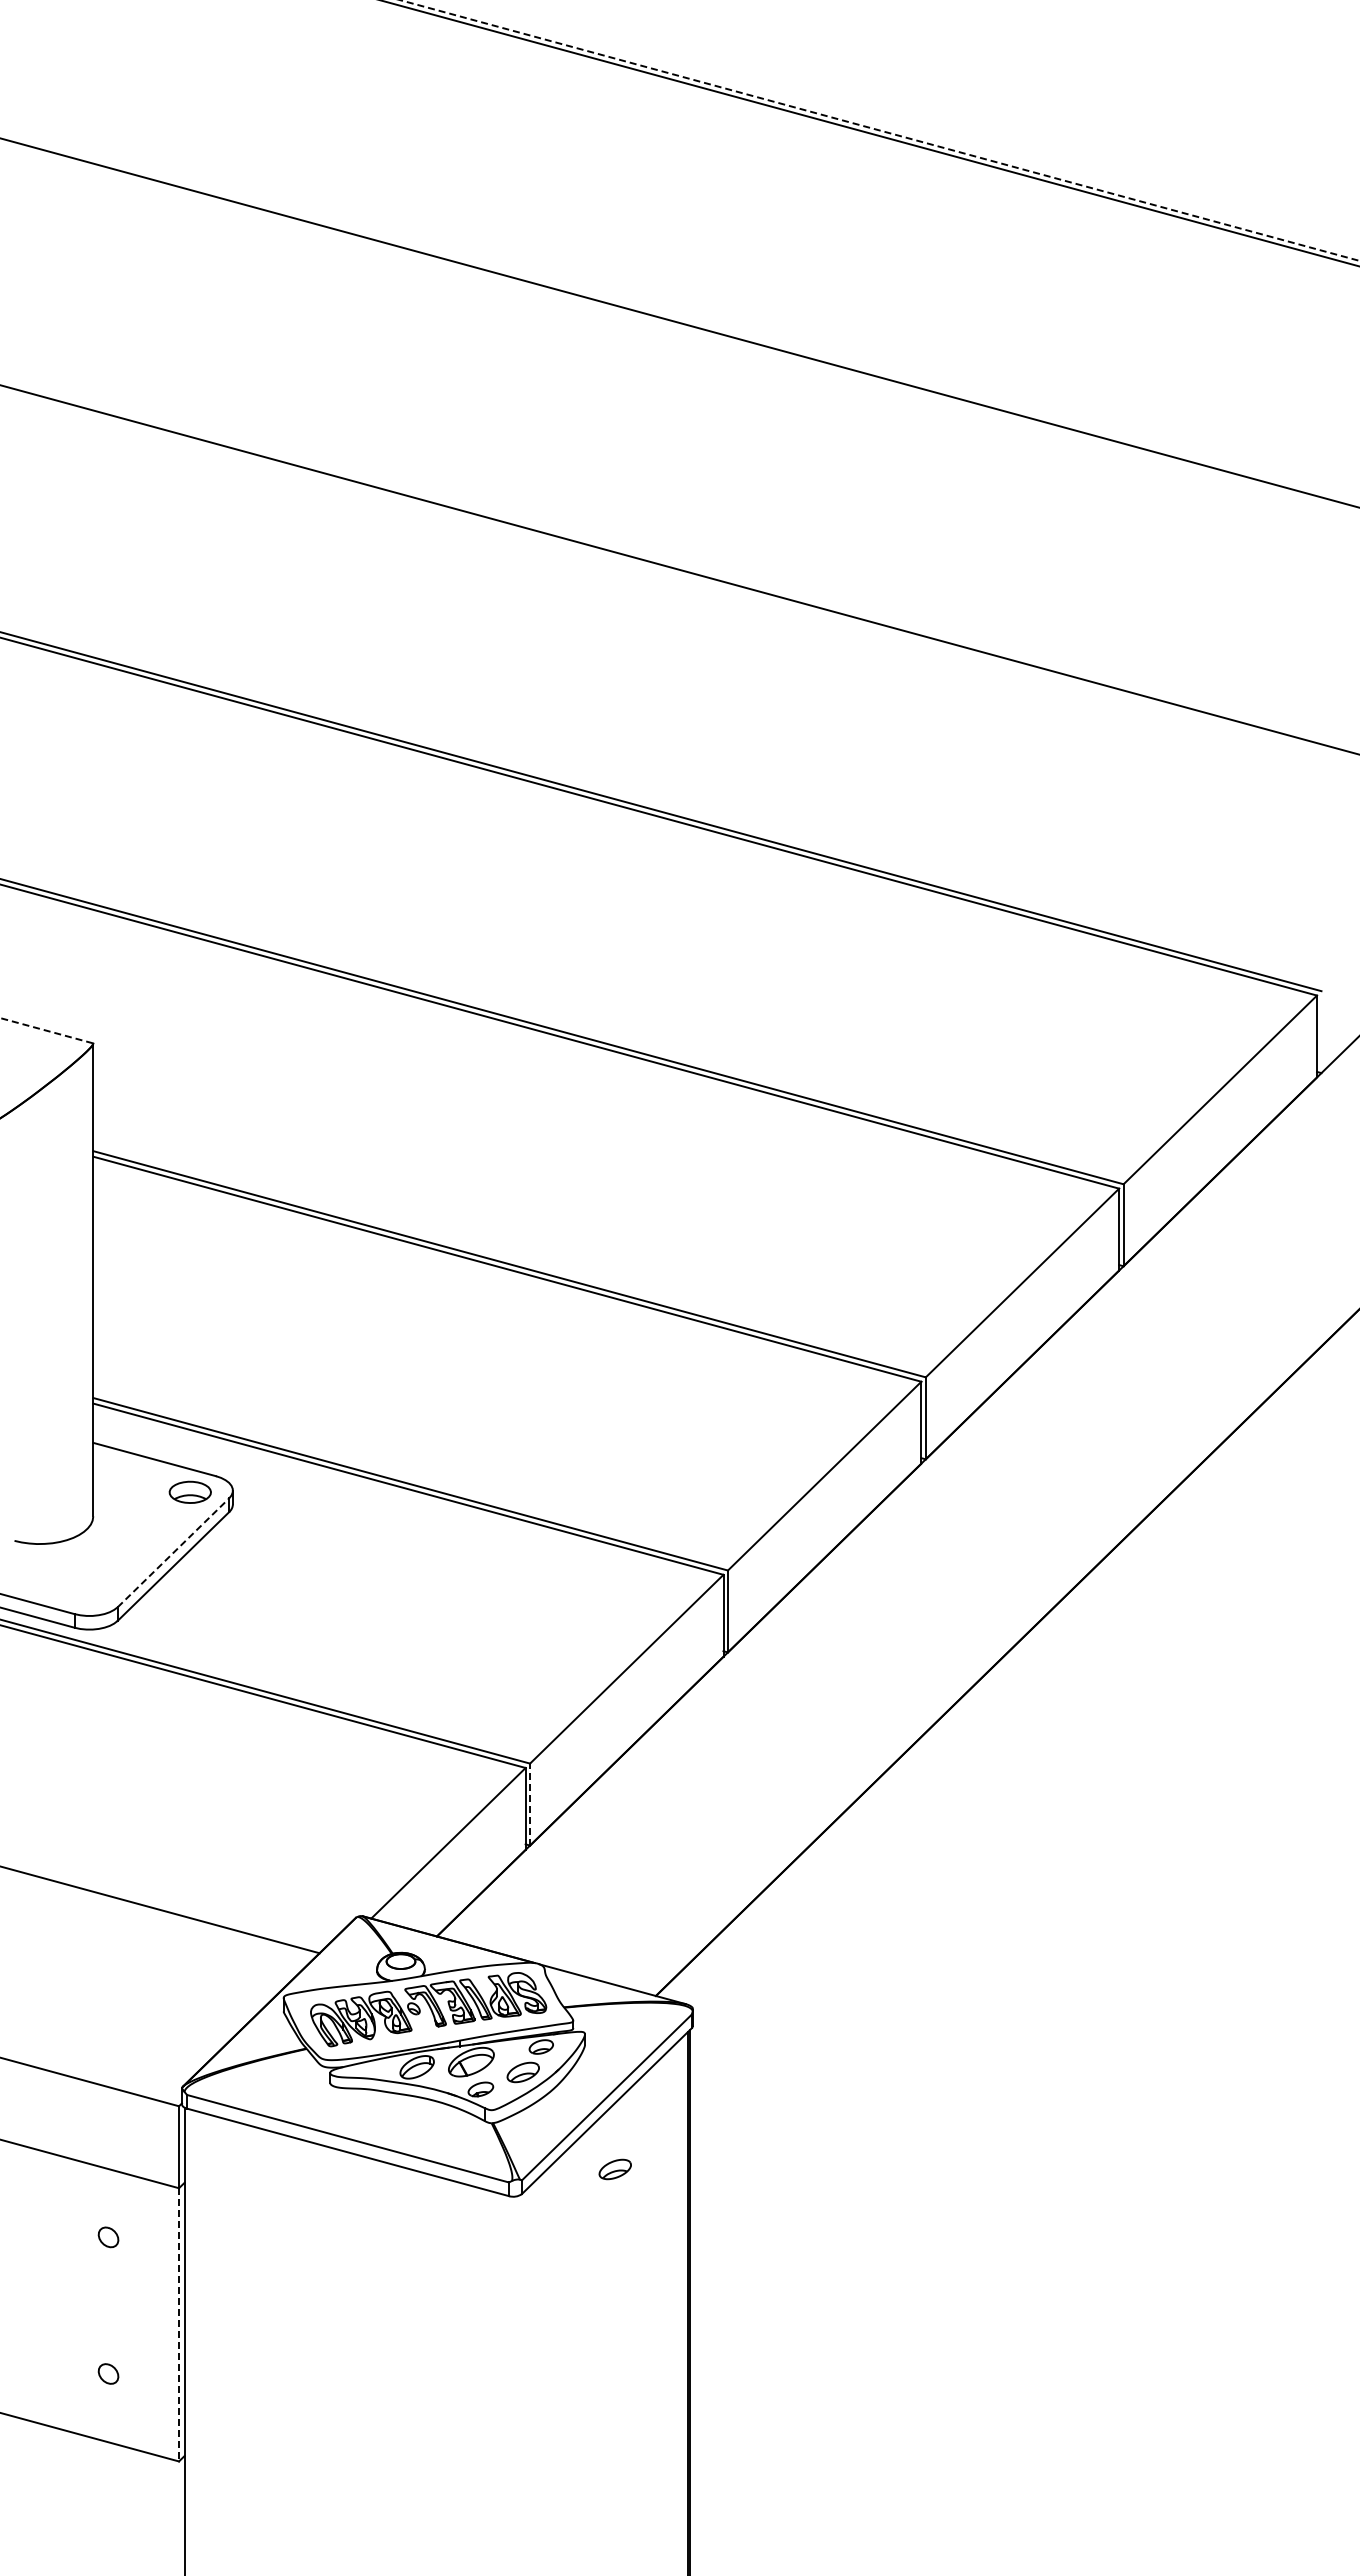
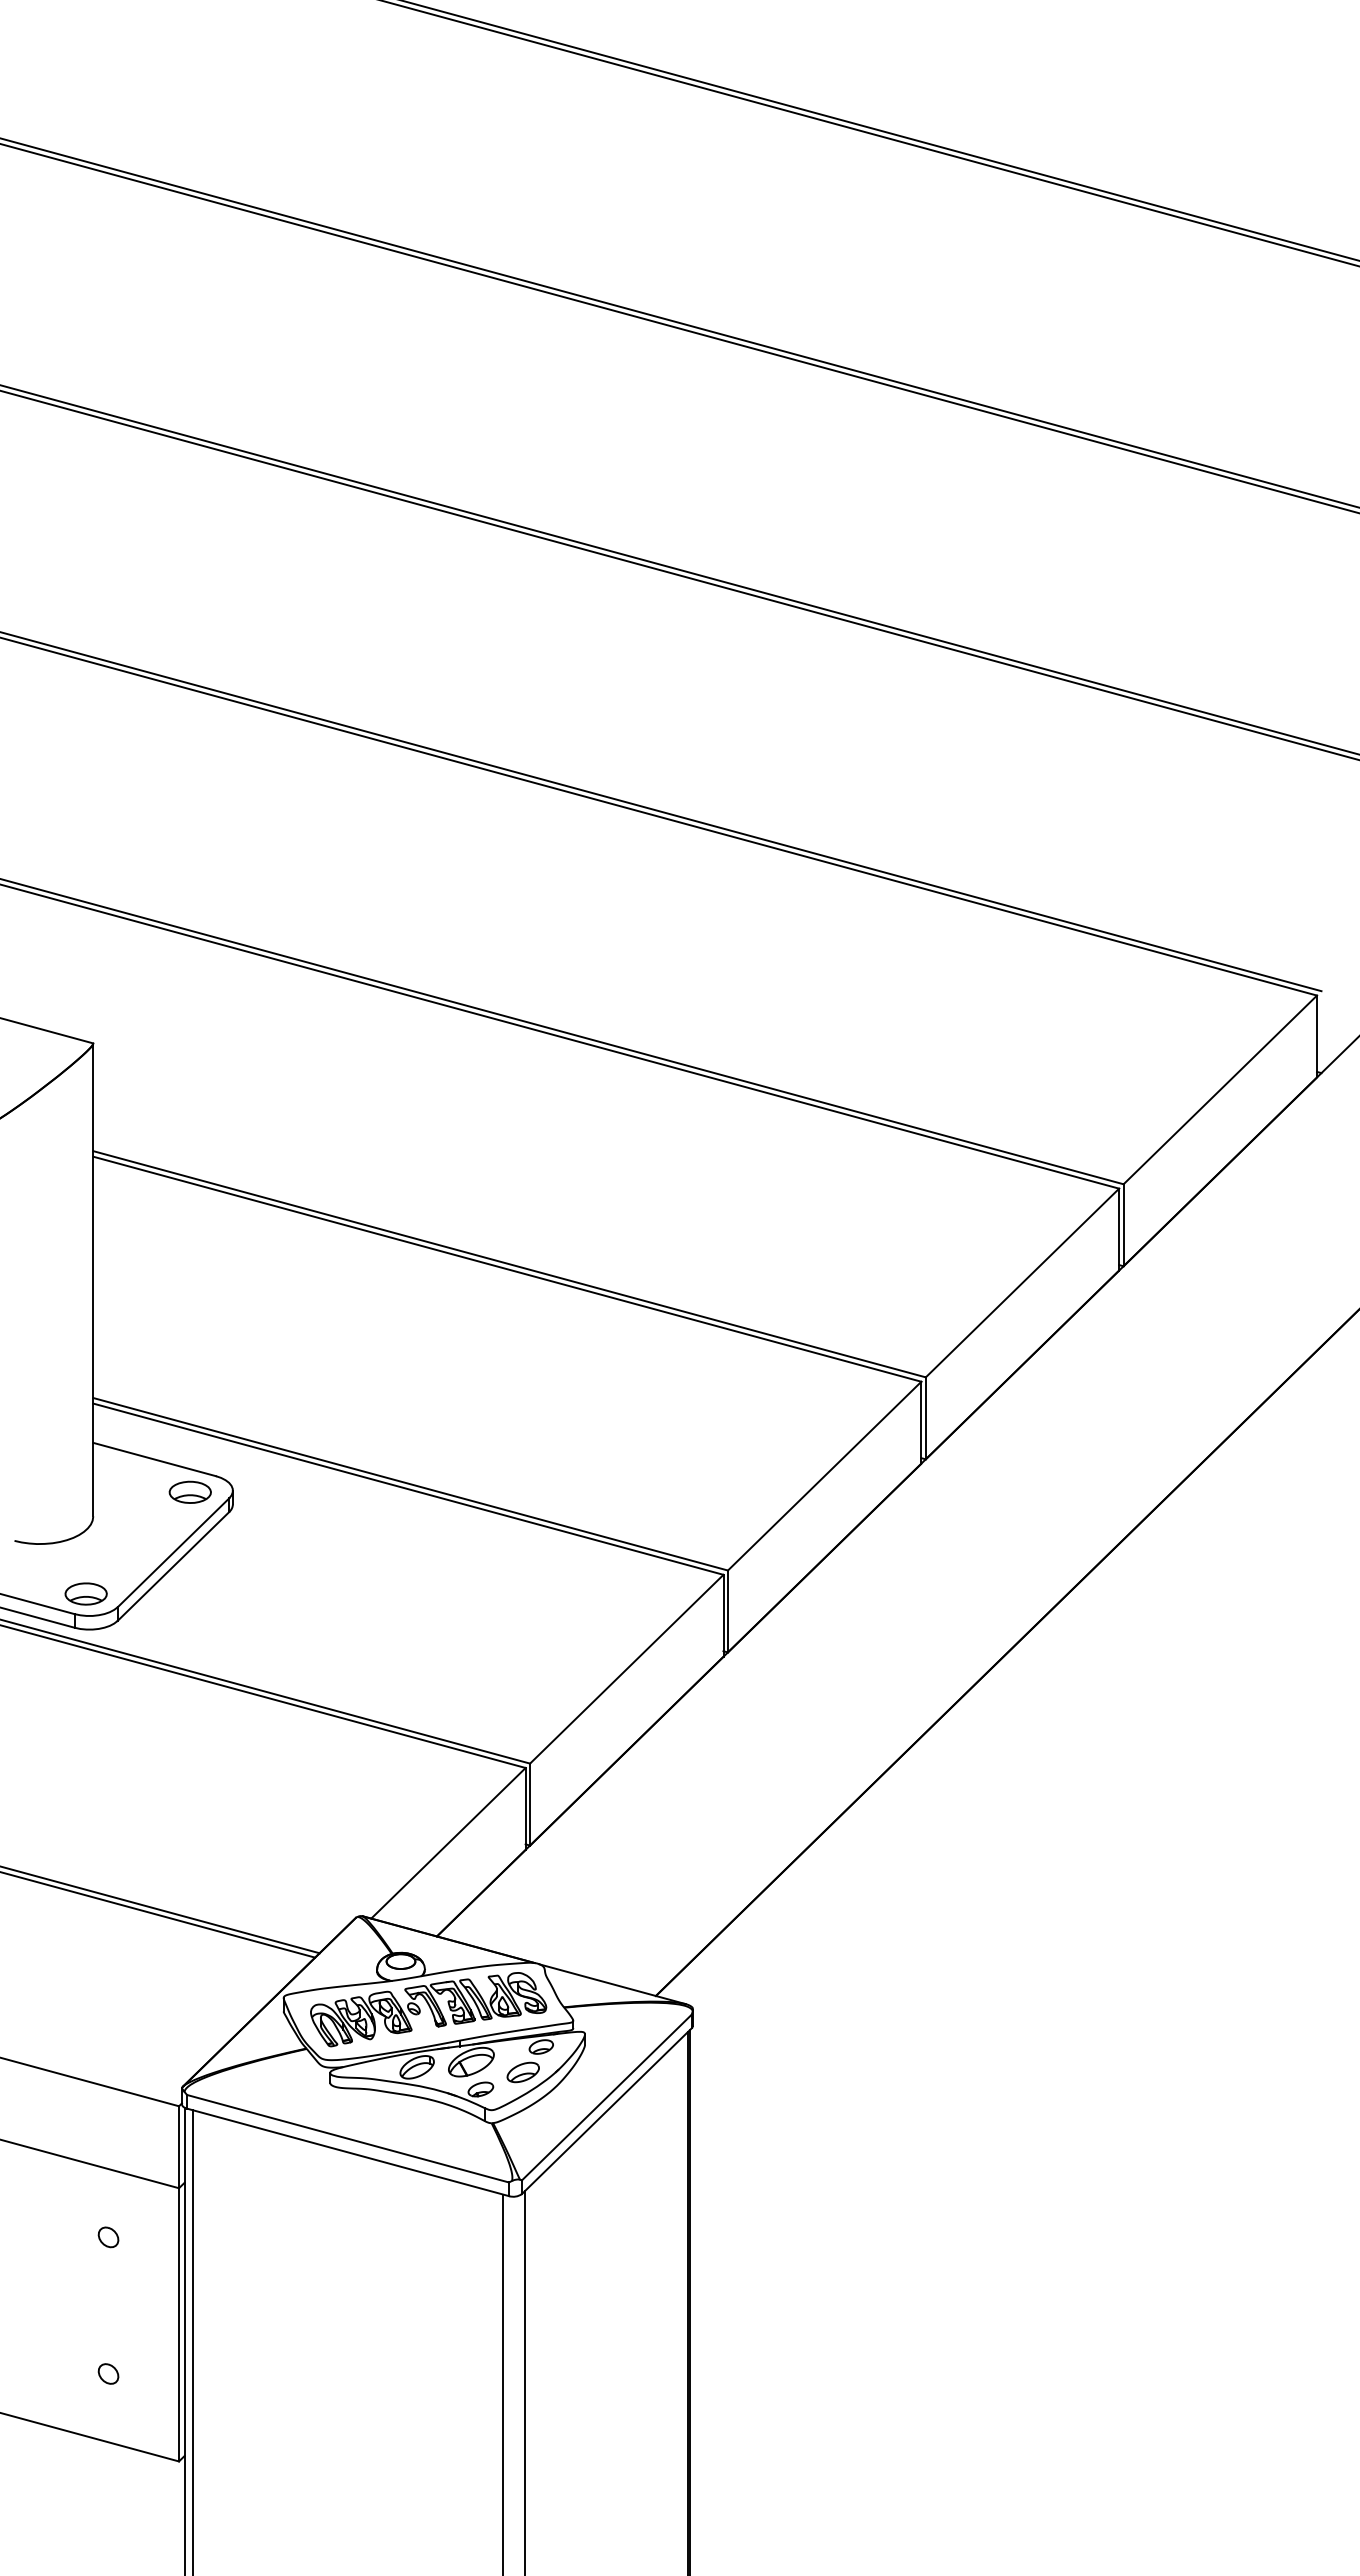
line: dashed -> solid (879, 130)
line: none -> present (679, 328)
line: none -> present (679, 575)
line: dashed -> solid (46, 1030)
line: dashed -> solid (173, 1552)
part: none -> present (85, 1593)
line: dashed -> solid (530, 1804)
line: none -> present (158, 1914)
part: present -> none (614, 2169)
line: dashed -> solid (179, 2324)
line: none -> present (193, 2341)
line: none -> present (524, 2381)
line: none -> present (503, 2383)
